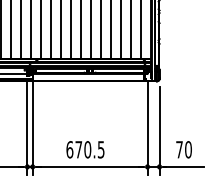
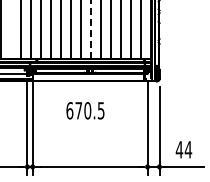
line: solid -> dashed (91, 29)
line: present -> none (11, 30)
text position: (85, 149) -> (85, 110) (85, 110)
text: 70 -> 44 (183, 149)
